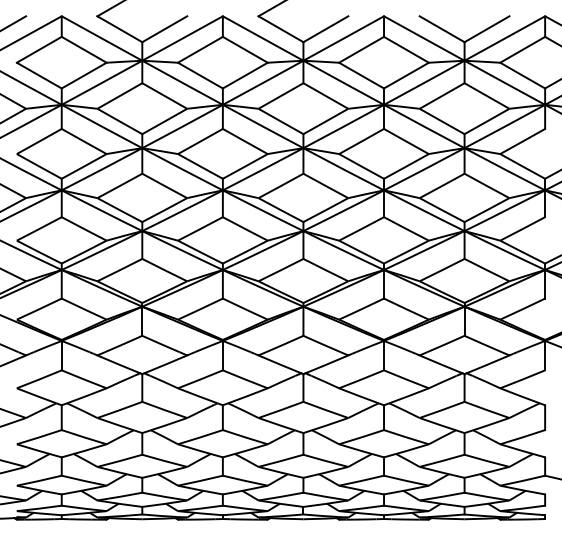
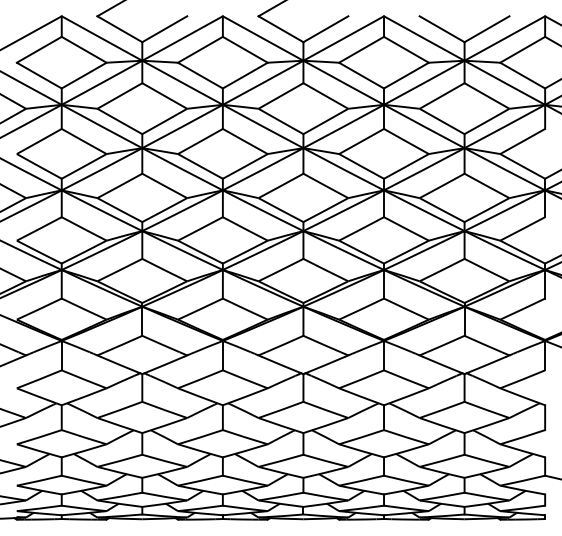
line: present -> none (14, 23)
